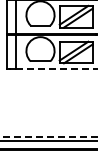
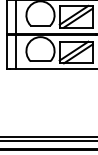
line: dashed -> solid (56, 69)
line: dashed -> solid (49, 136)
